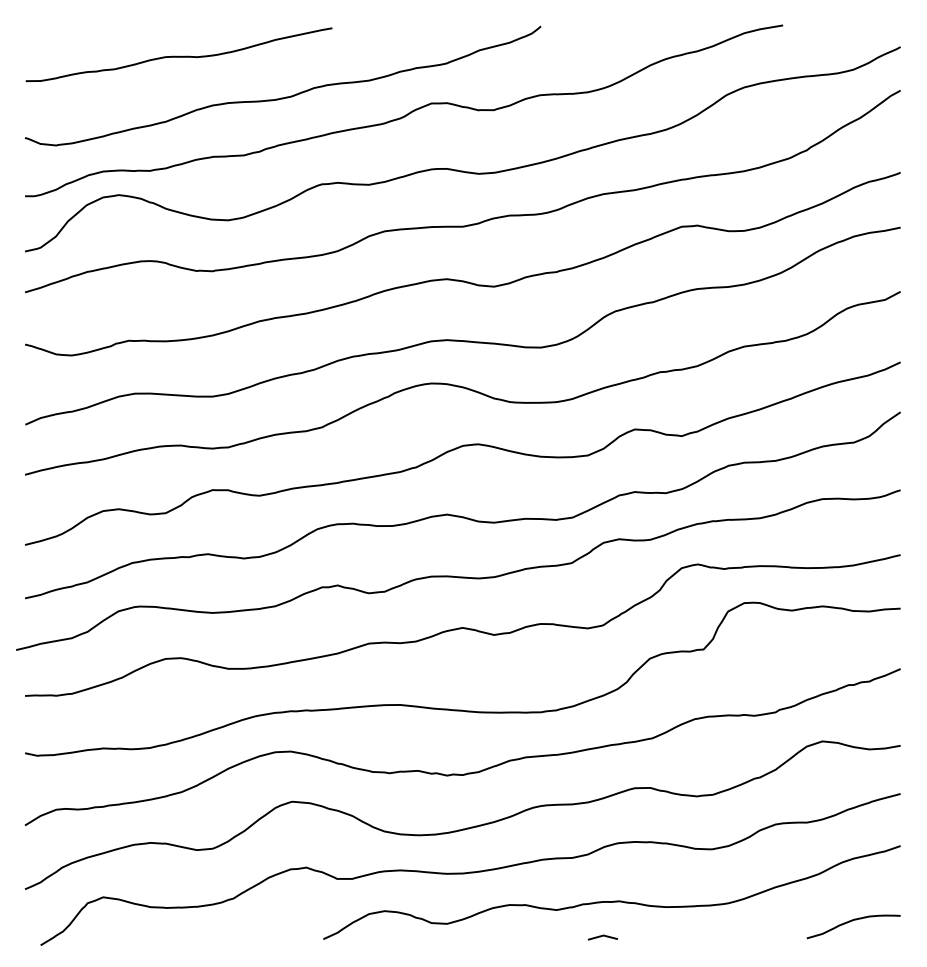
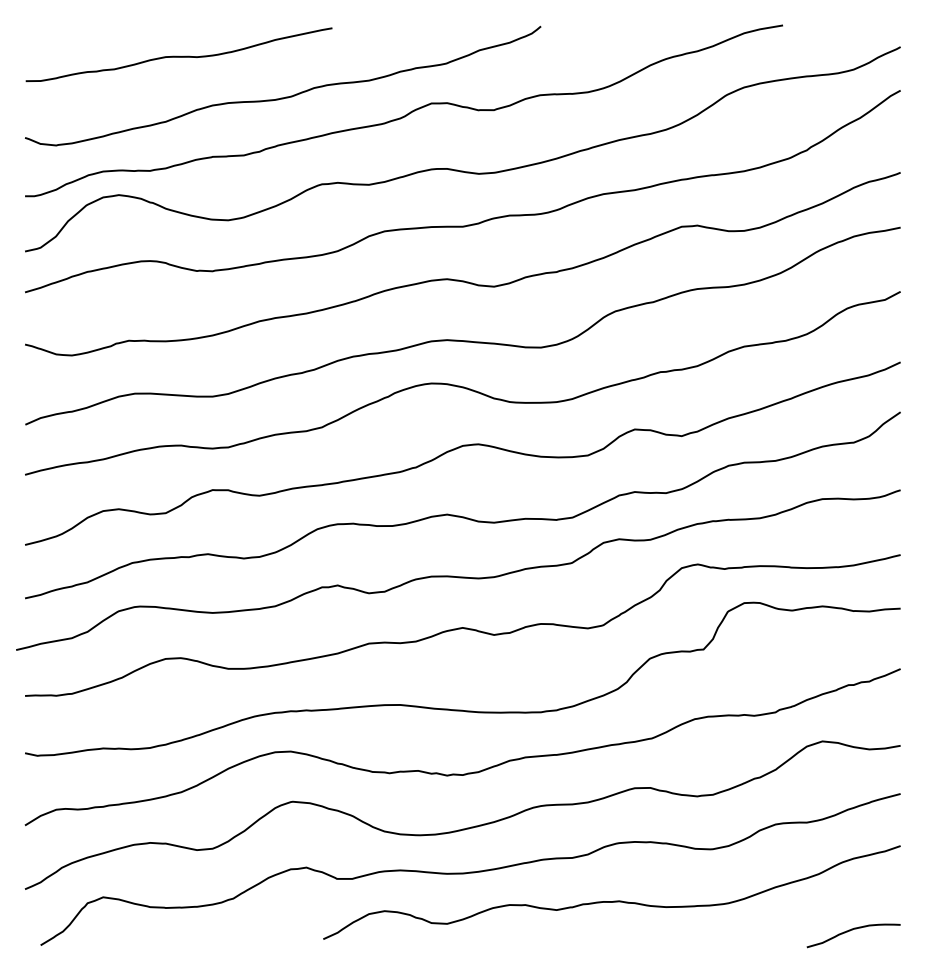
curve position: (850, 922) -> (850, 931) (850, 931)
line: present -> none (602, 936)
